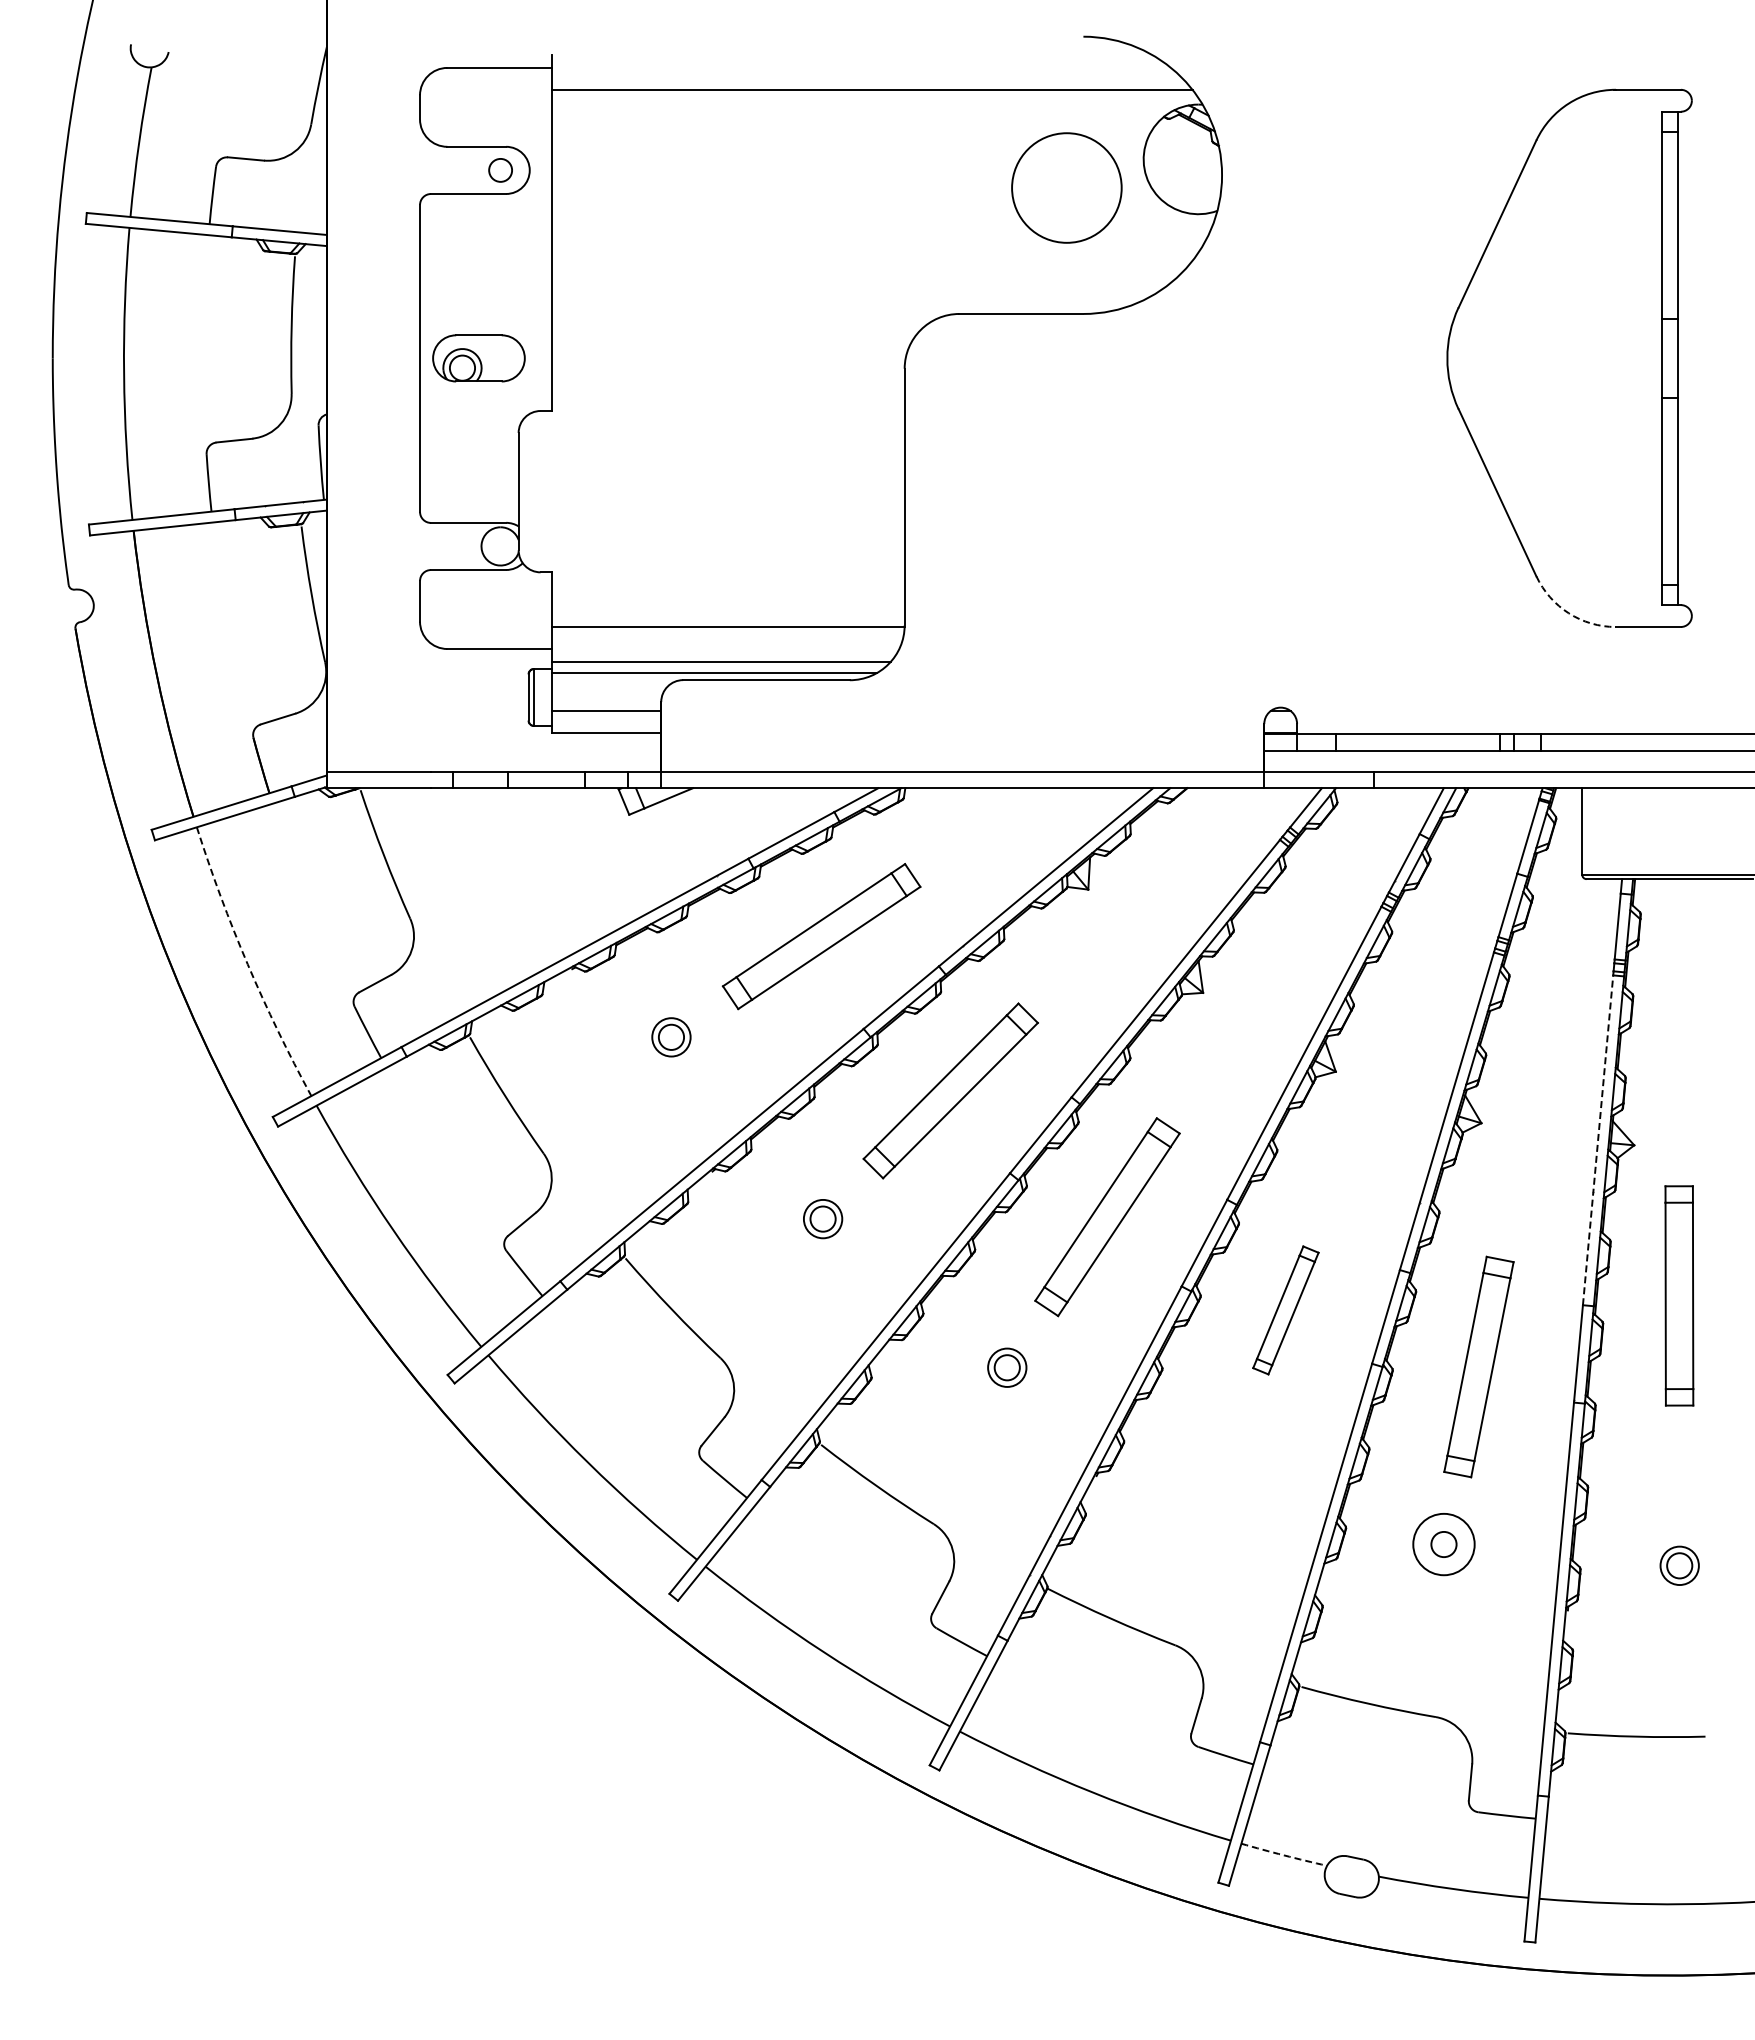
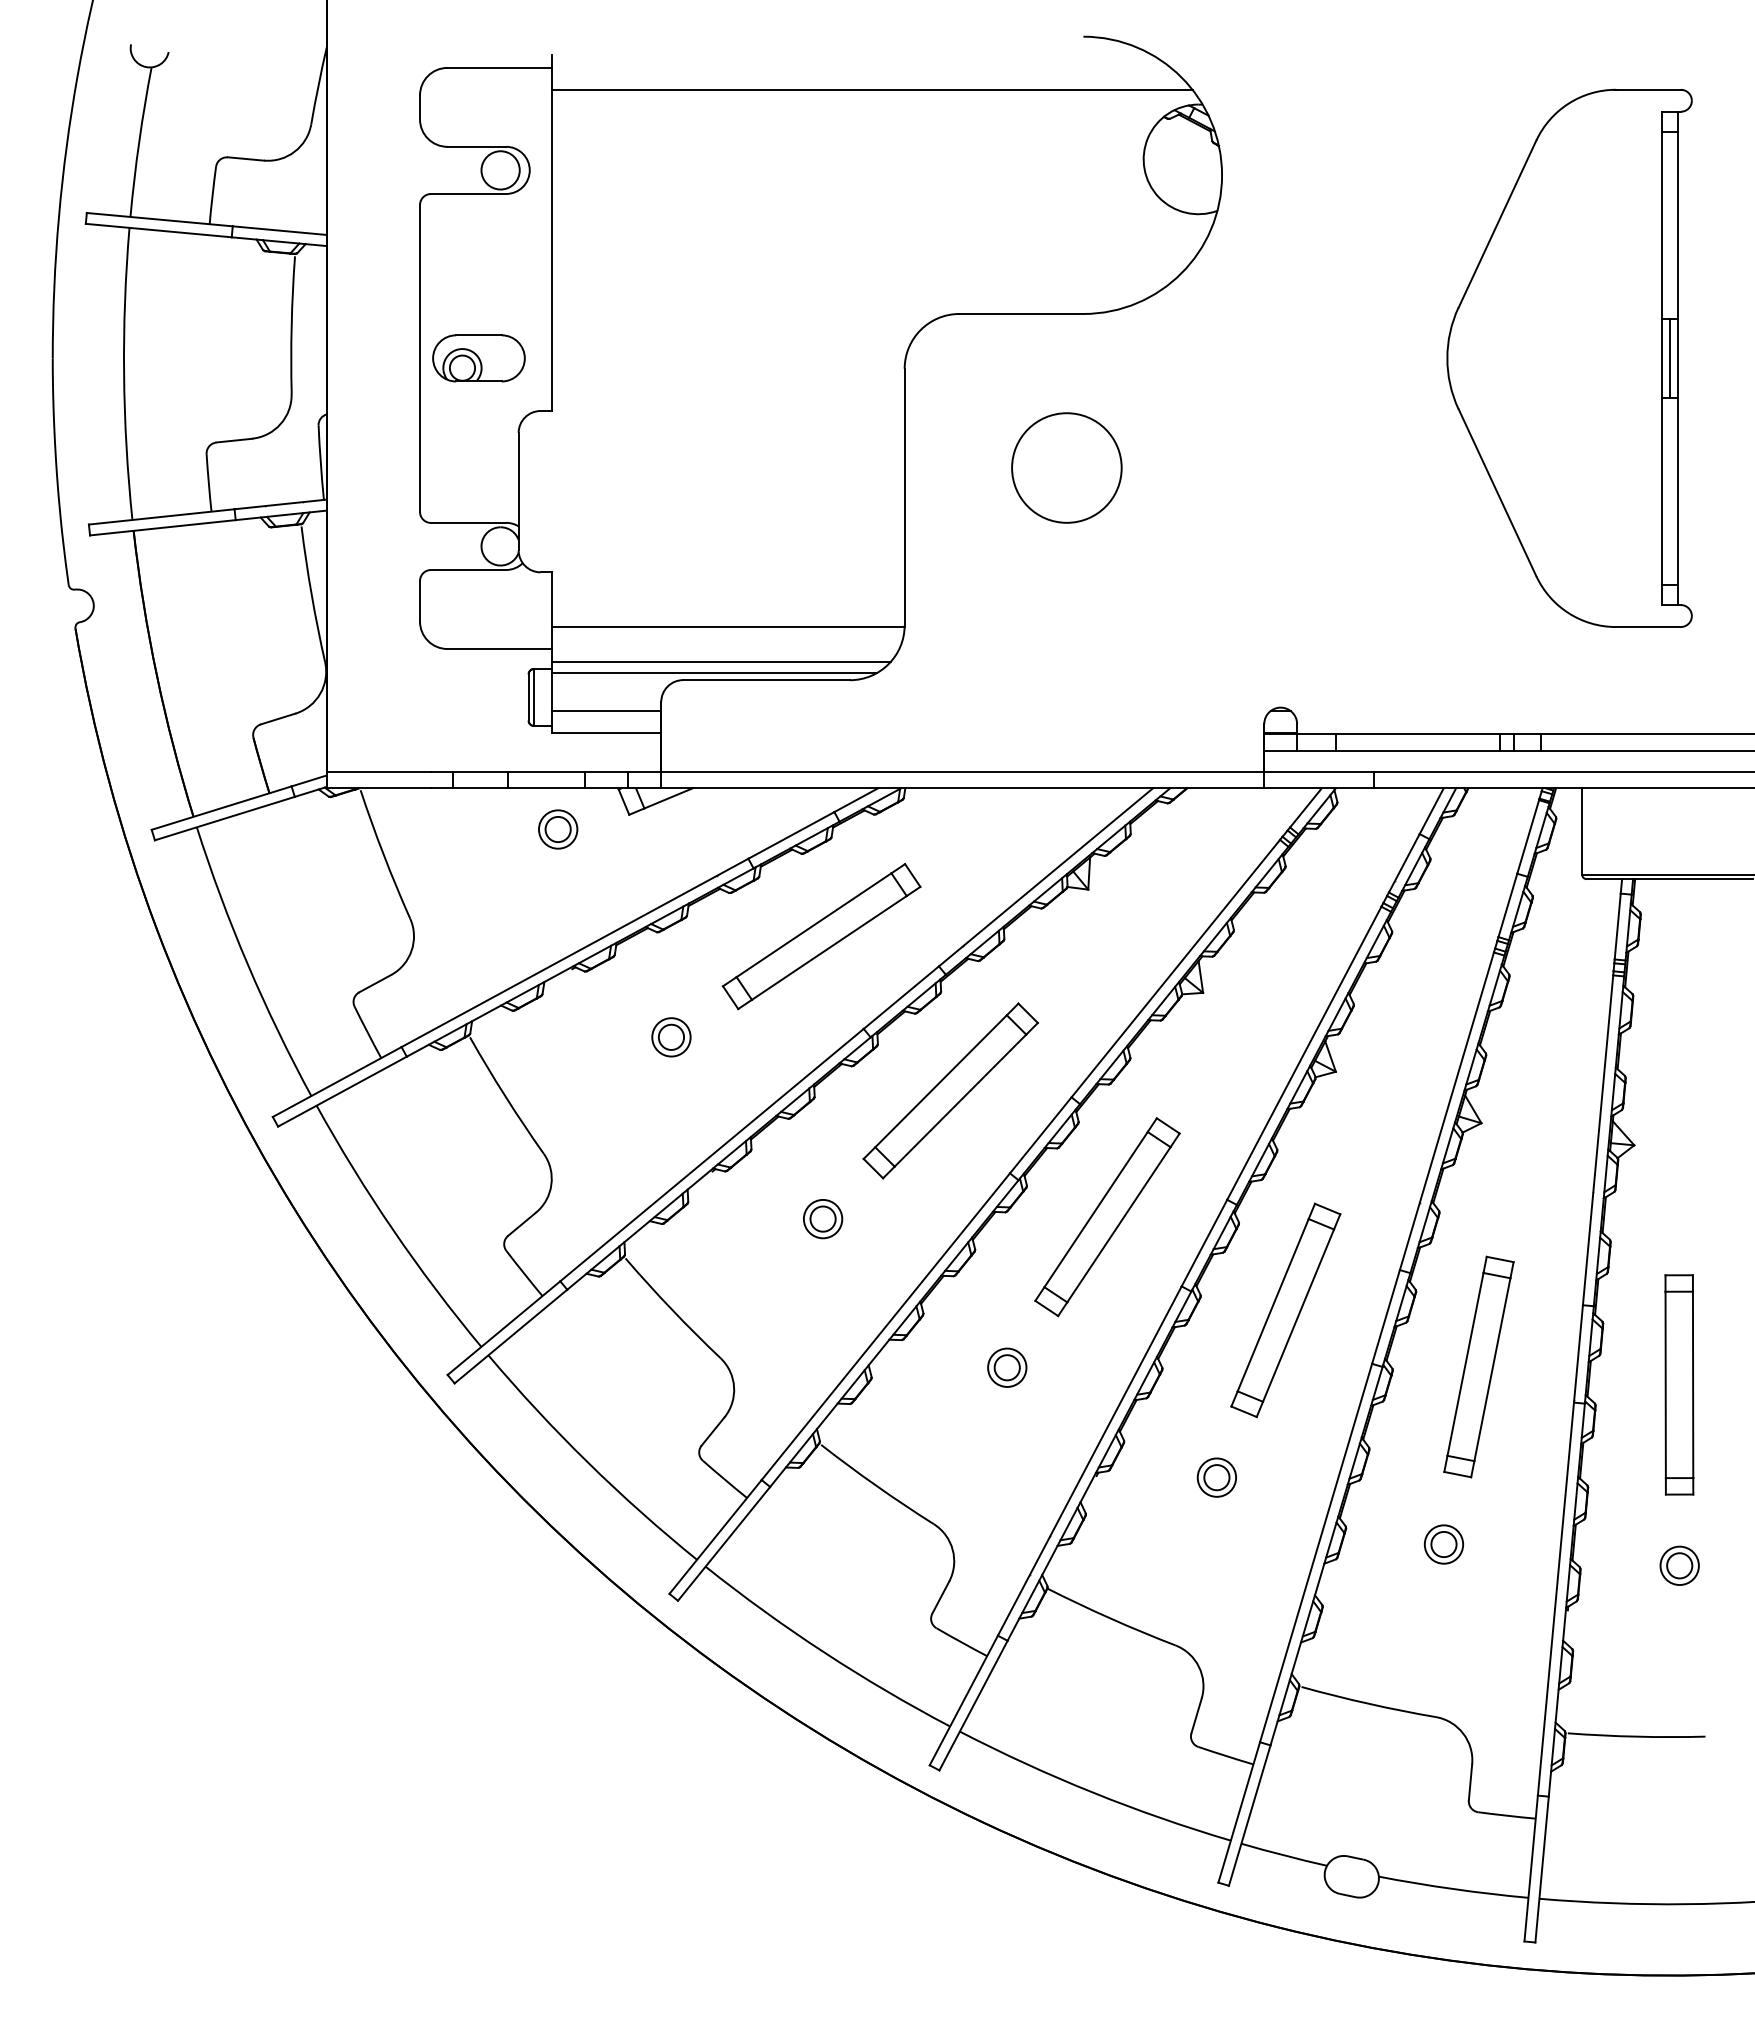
circle diameter: 23 px -> 38 px (500, 170)
circle position: (1066, 187) -> (1066, 467) (1066, 467)
line: none -> present (1669, 357)
arc: dashed -> solid (1568, 613)
part: none -> present (558, 829)
arc: dashed -> solid (247, 964)
line: dashed -> solid (1598, 1140)
part position: (1679, 1295) -> (1679, 1384) (1679, 1384)
part size: 68x131 px -> 112x217 px (1285, 1310)
part: none -> present (1216, 1477)
circle diameter: 61 px -> 38 px (1443, 1544)
arc: dashed -> solid (1284, 1855)
